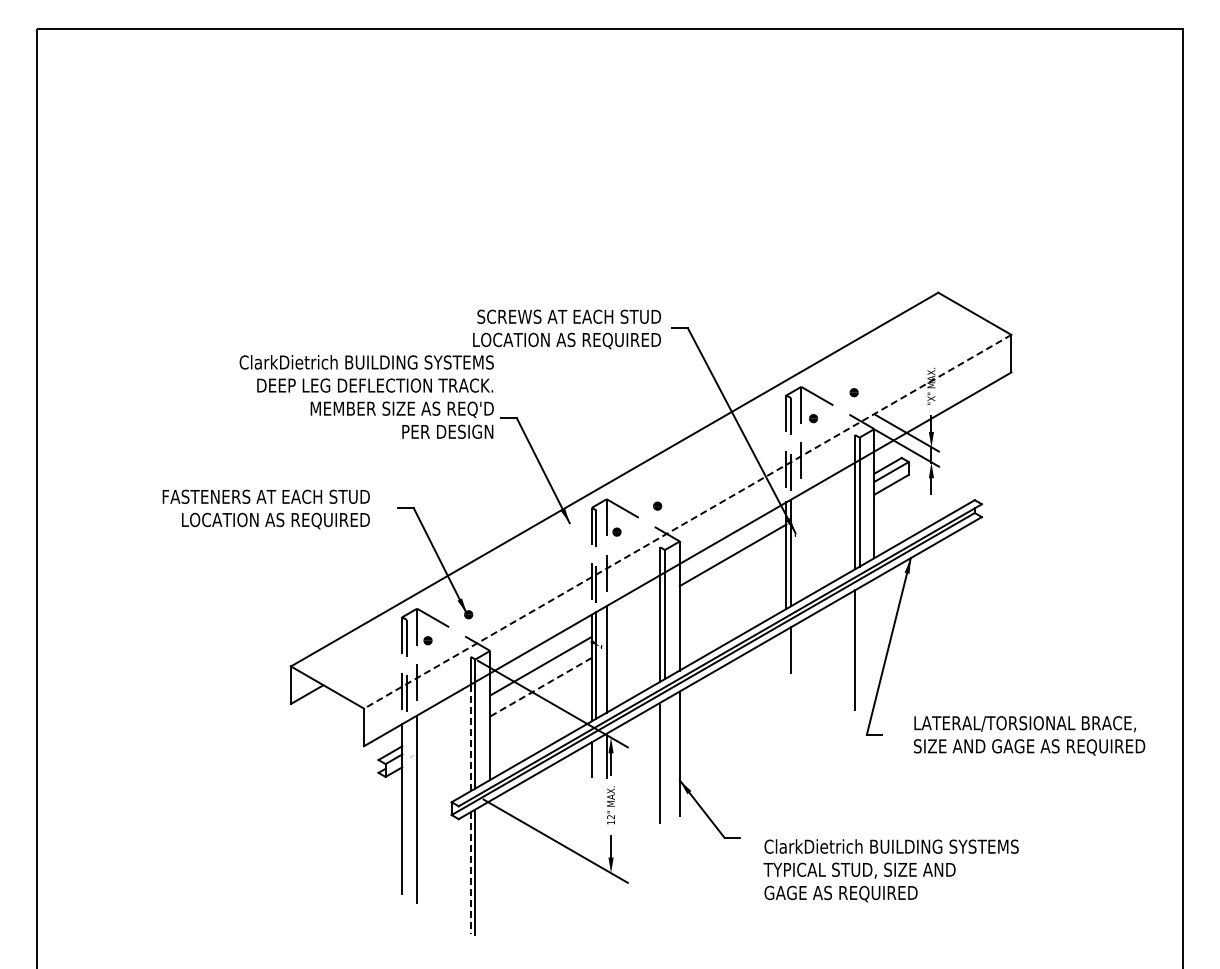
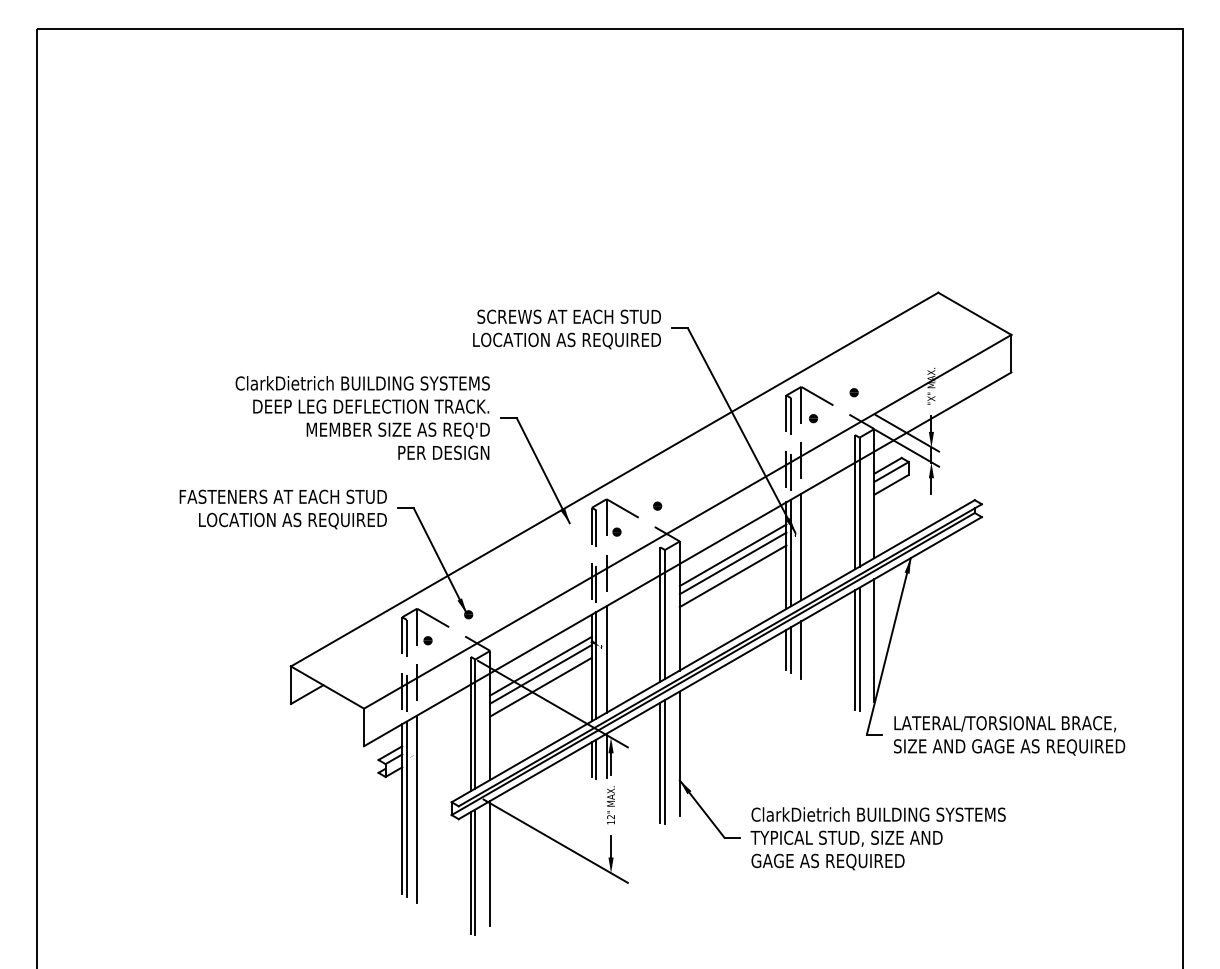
text position: (366, 396) -> (362, 417) (362, 417)
text position: (265, 509) -> (282, 509) (282, 509)
line: dashed -> solid (687, 521)
line: none -> present (801, 546)
line: none -> present (732, 563)
line: none -> present (732, 576)
line: none -> present (874, 640)
line: none -> present (859, 648)
line: none -> present (786, 649)
line: none -> present (801, 649)
line: none -> present (540, 674)
line: dashed -> solid (541, 687)
text position: (1029, 735) -> (1009, 735) (1009, 735)
line: dashed -> solid (470, 738)
line: none -> present (596, 759)
line: none -> present (664, 762)
line: none -> present (406, 808)
line: none -> present (490, 863)
text position: (890, 870) -> (877, 838) (877, 838)
line: dashed -> solid (470, 872)
